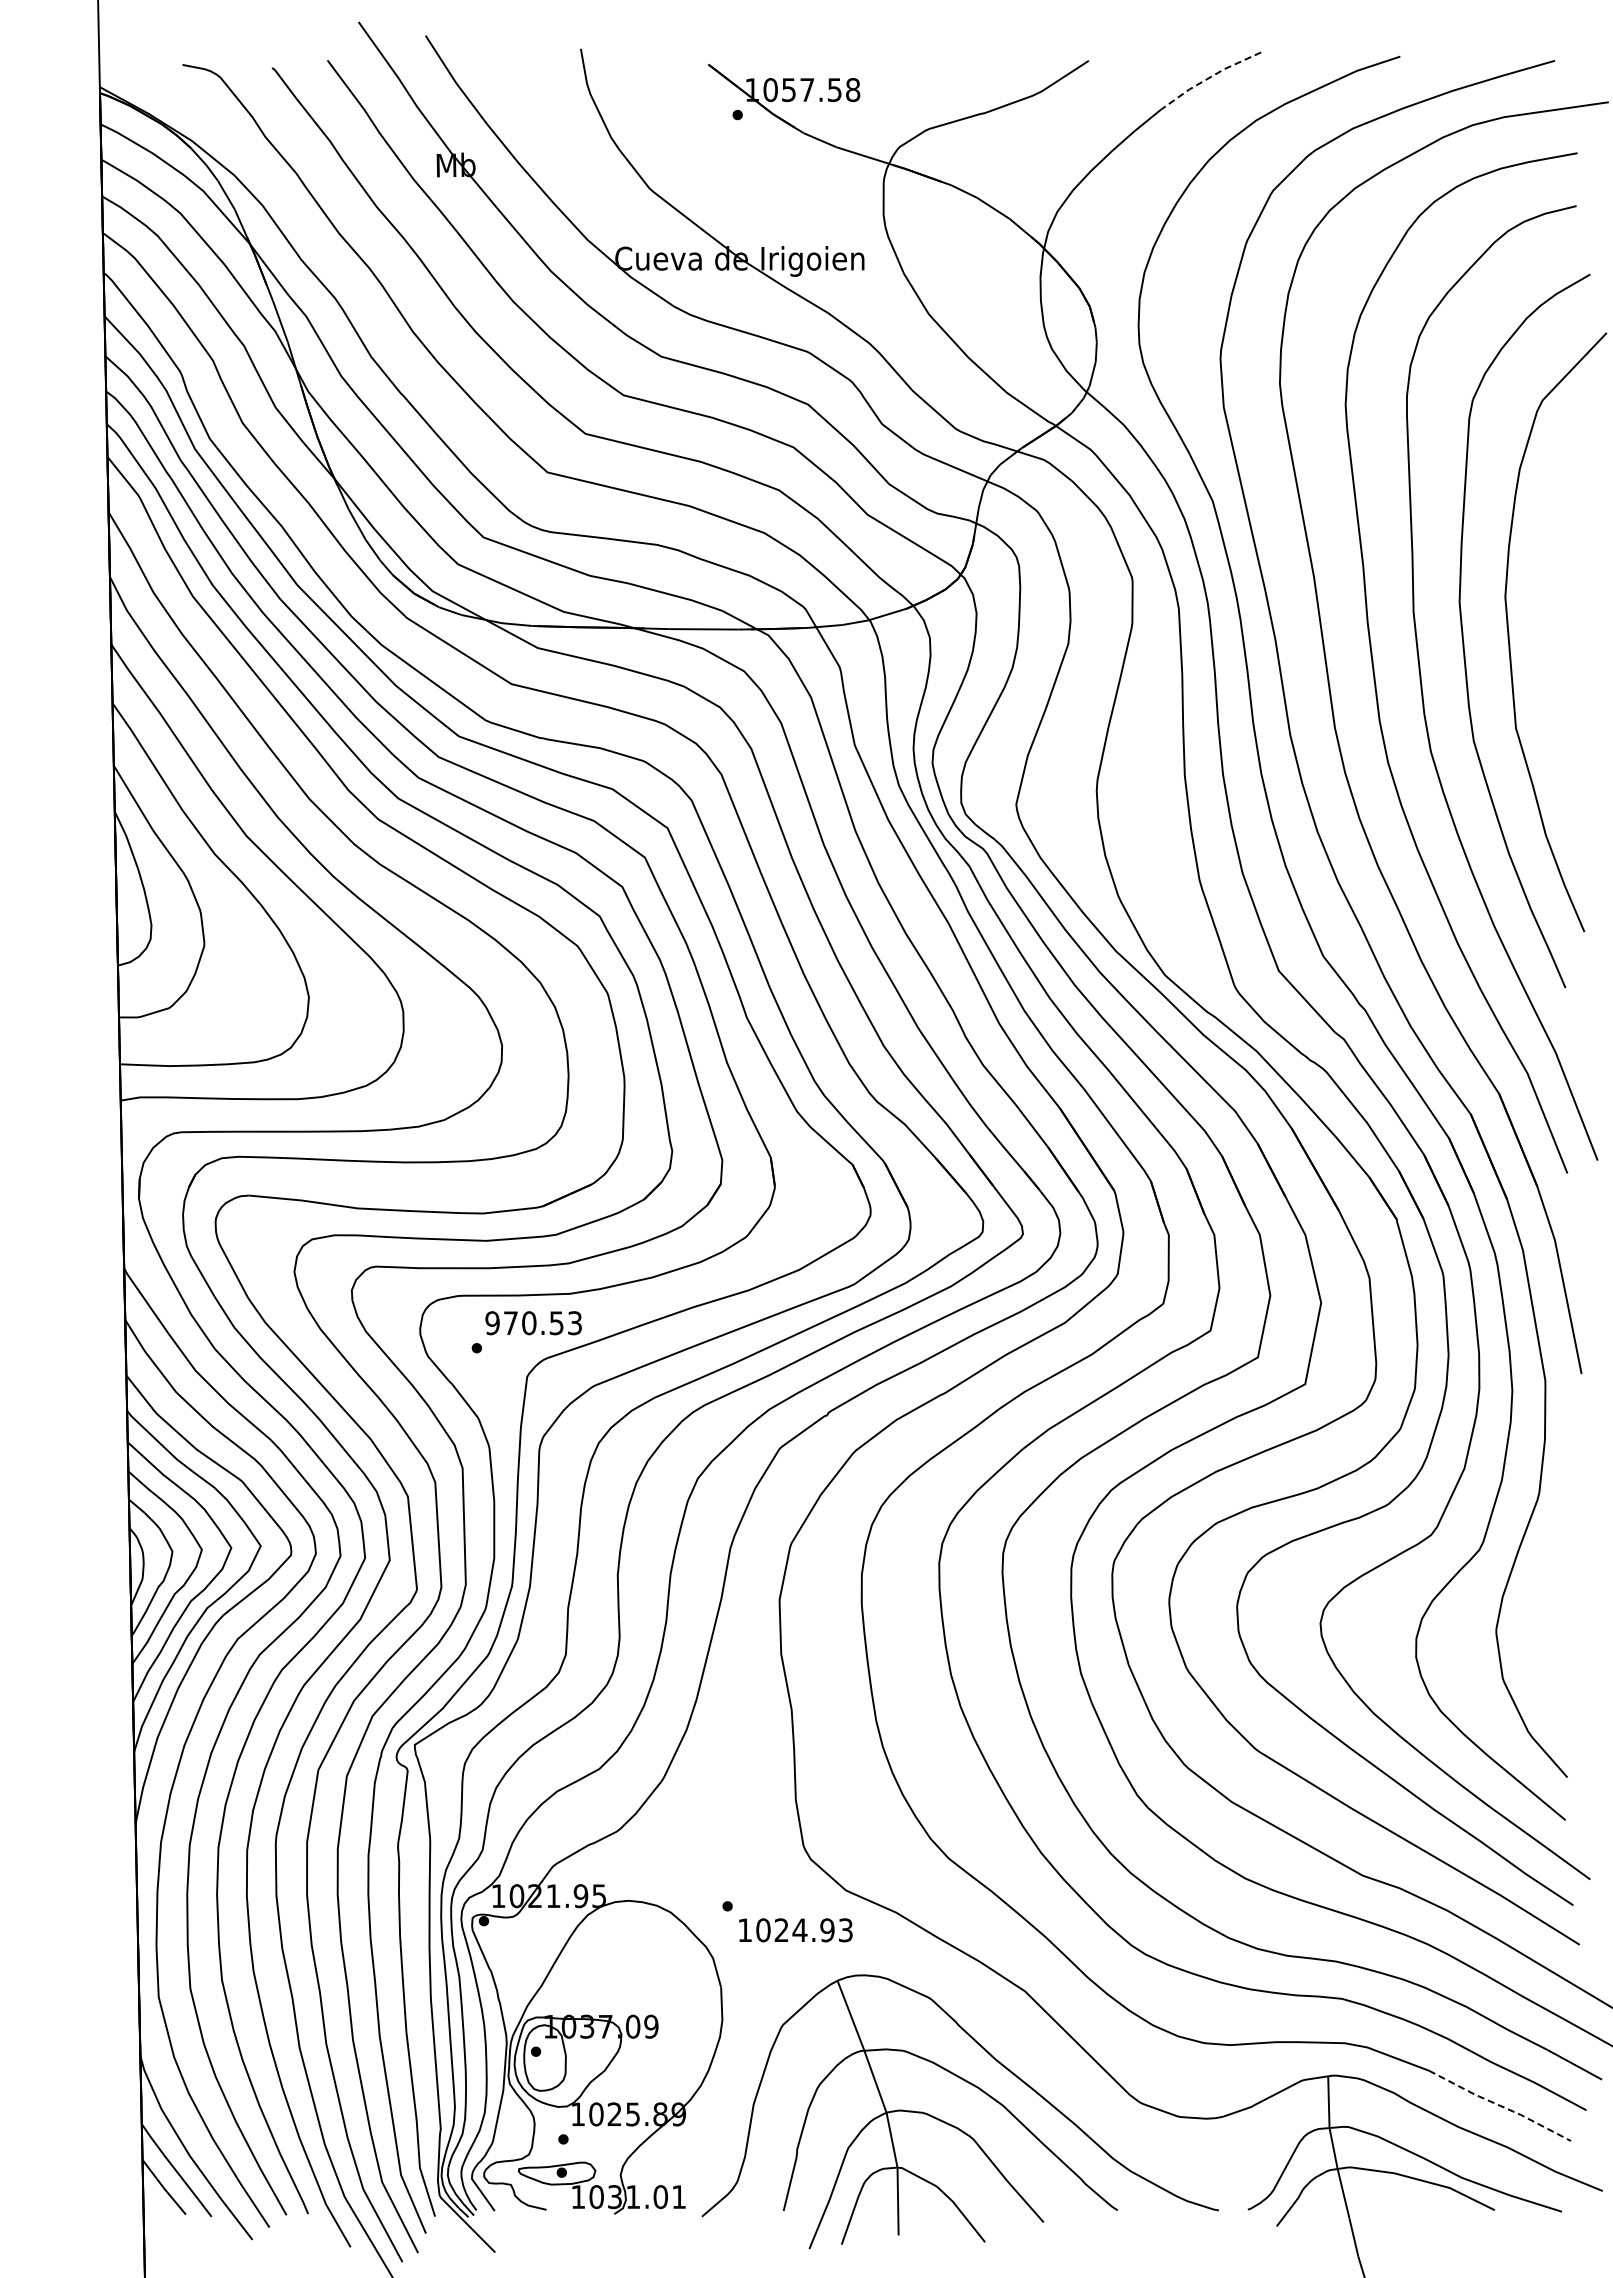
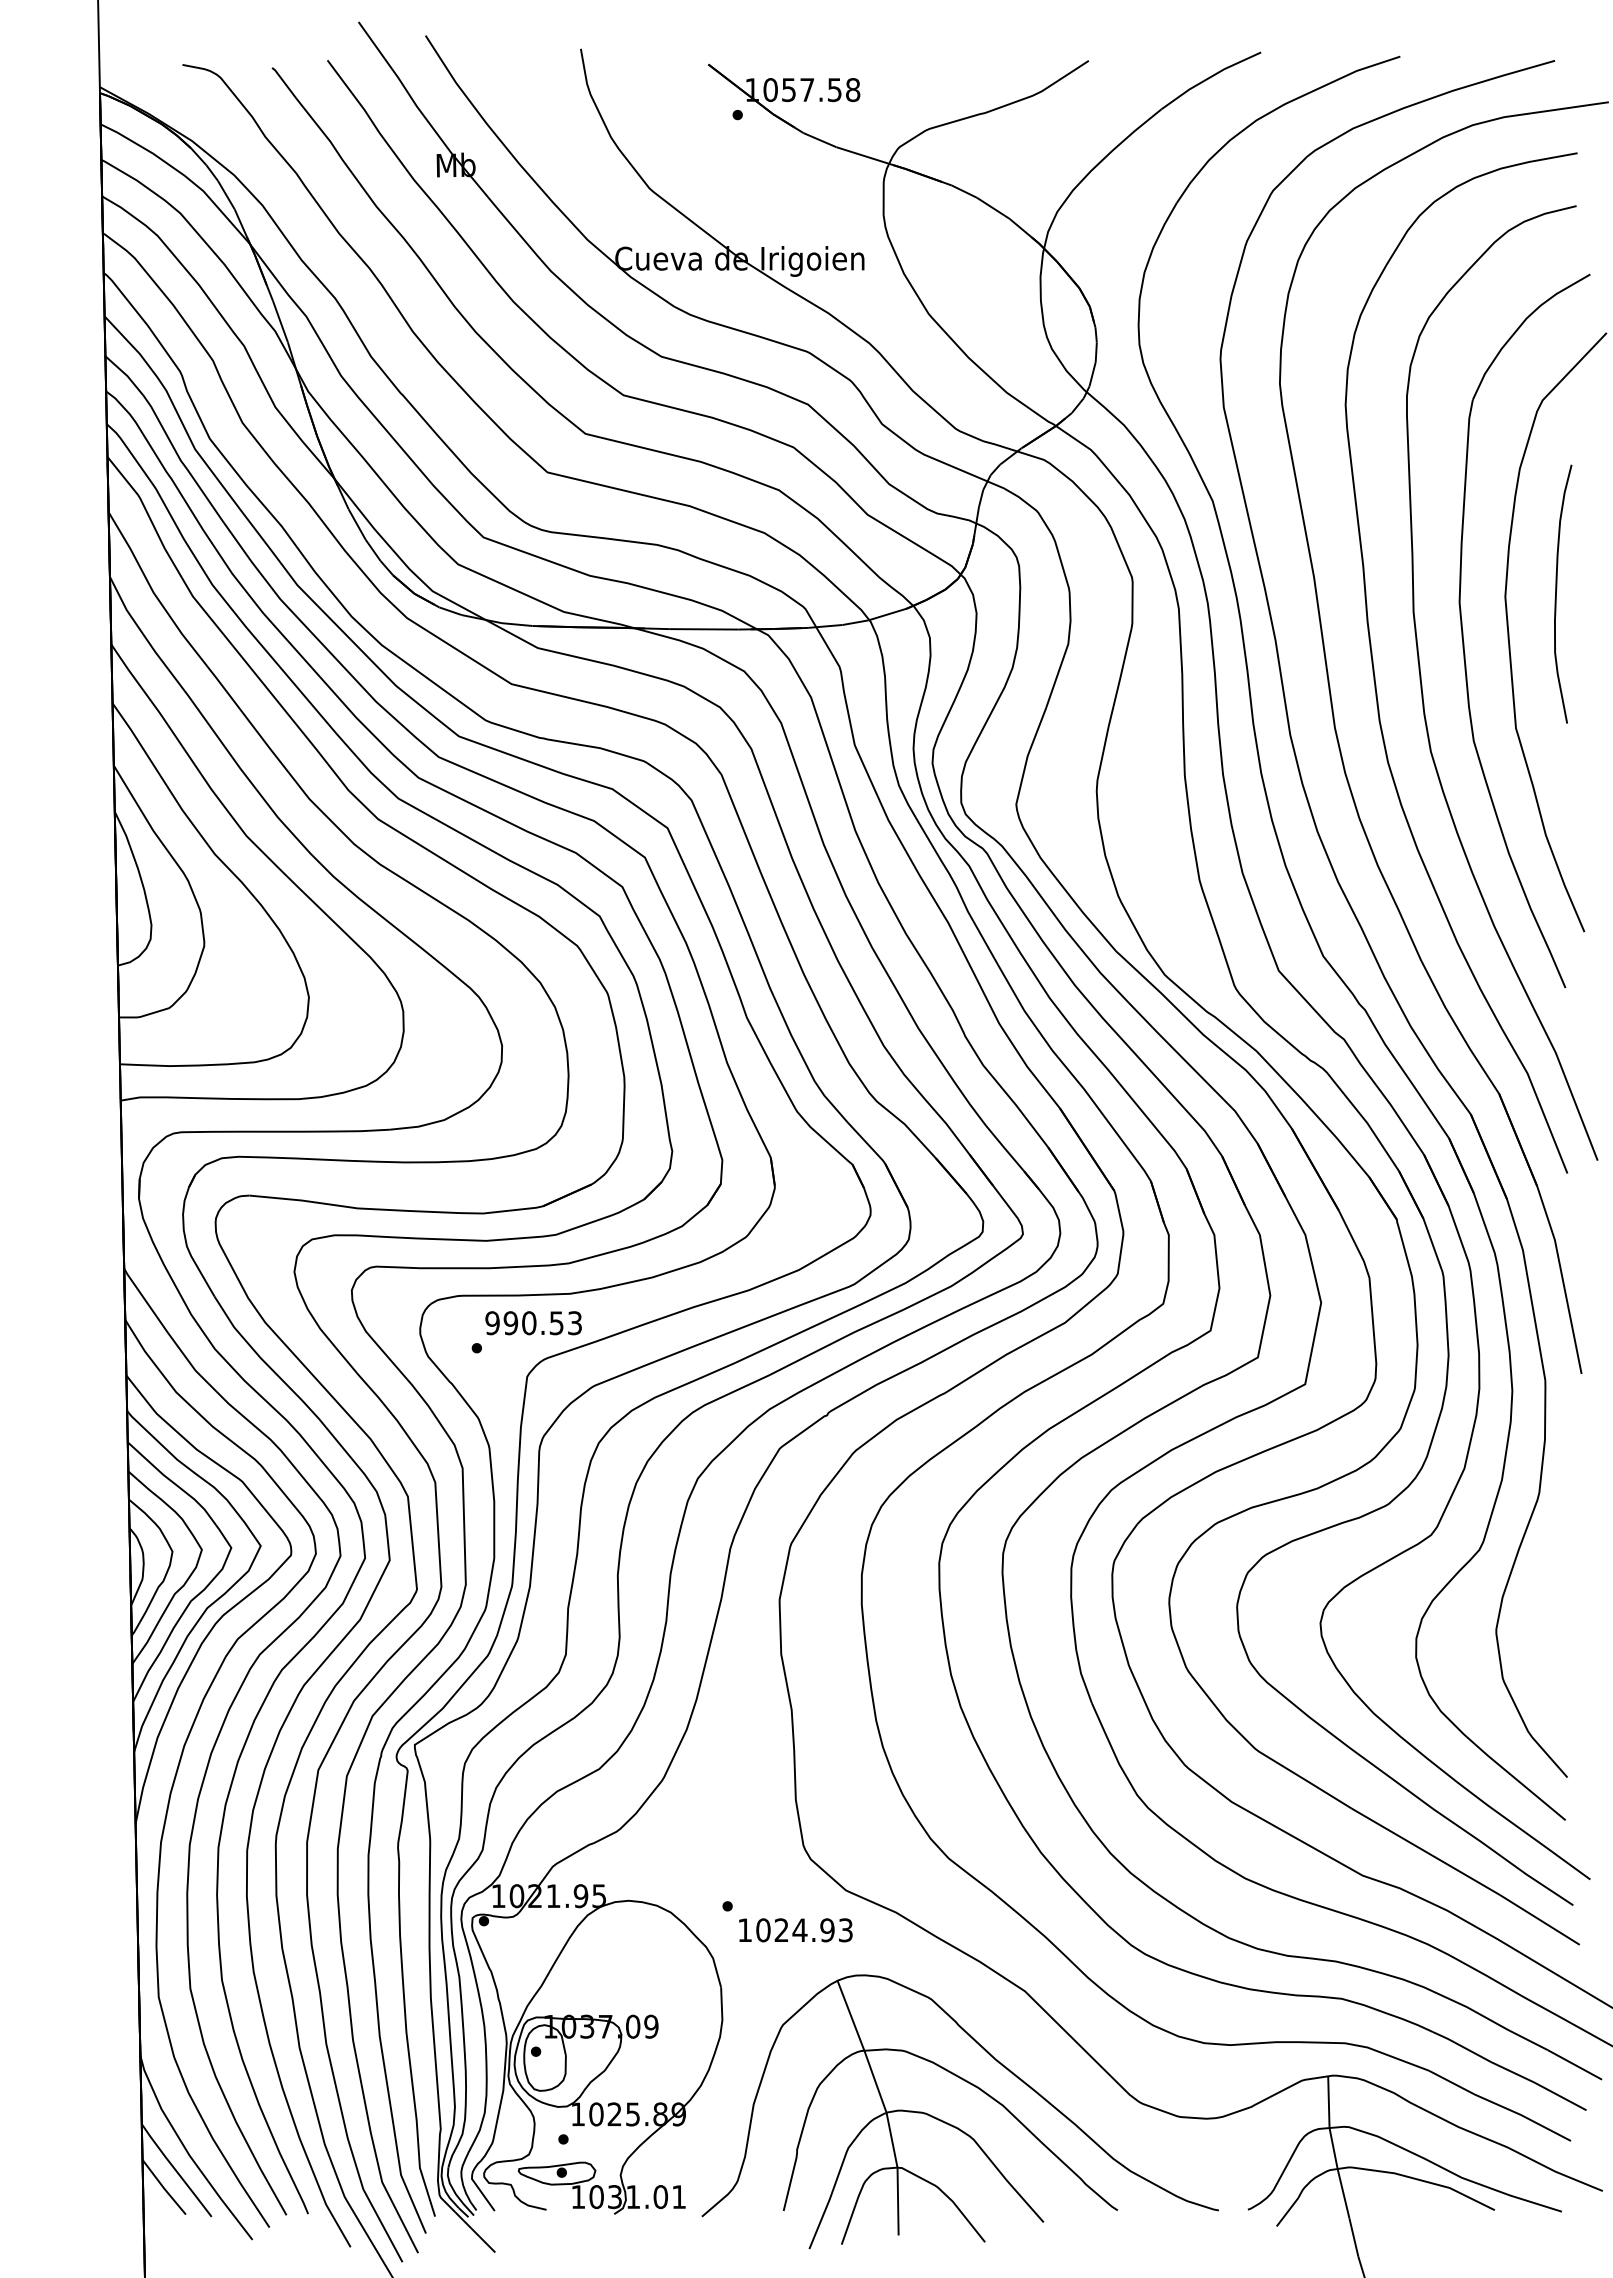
line: dashed -> solid (1209, 78)
curve: none -> present (1556, 593)
text: 970.53 -> 990.53 (510, 1323)
line: dashed -> solid (1500, 2105)
